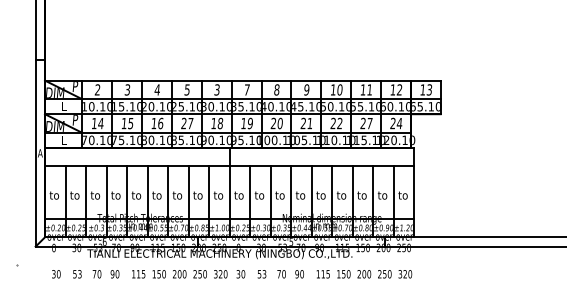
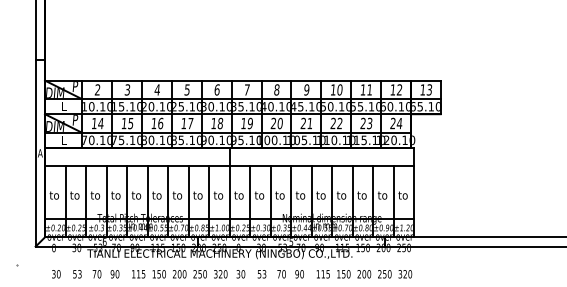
text: 3 -> 6 (216, 89)
text: 27 -> 17 (183, 122)
text: 27 -> 23 (369, 123)
